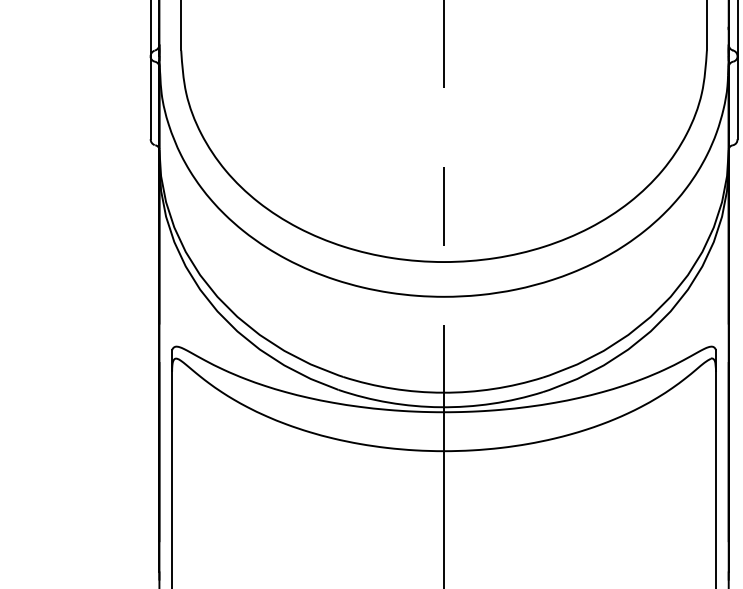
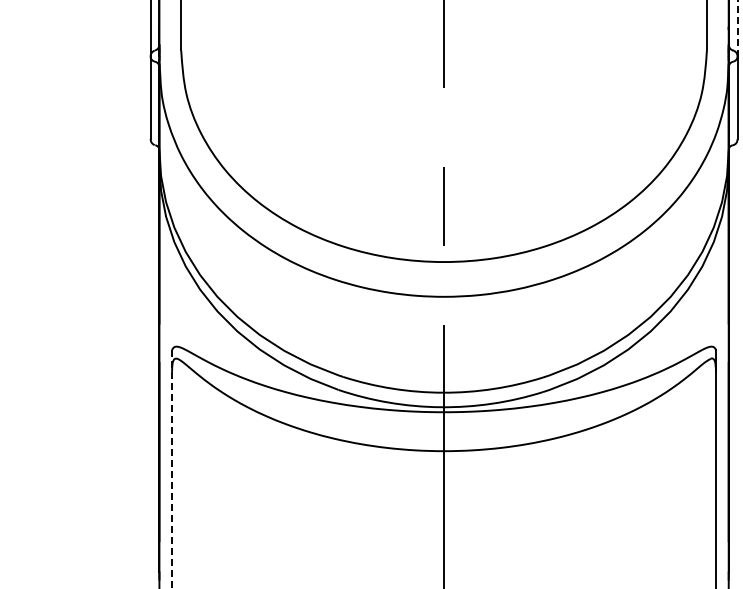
line: solid -> dashed (737, 28)
line: solid -> dashed (172, 469)
